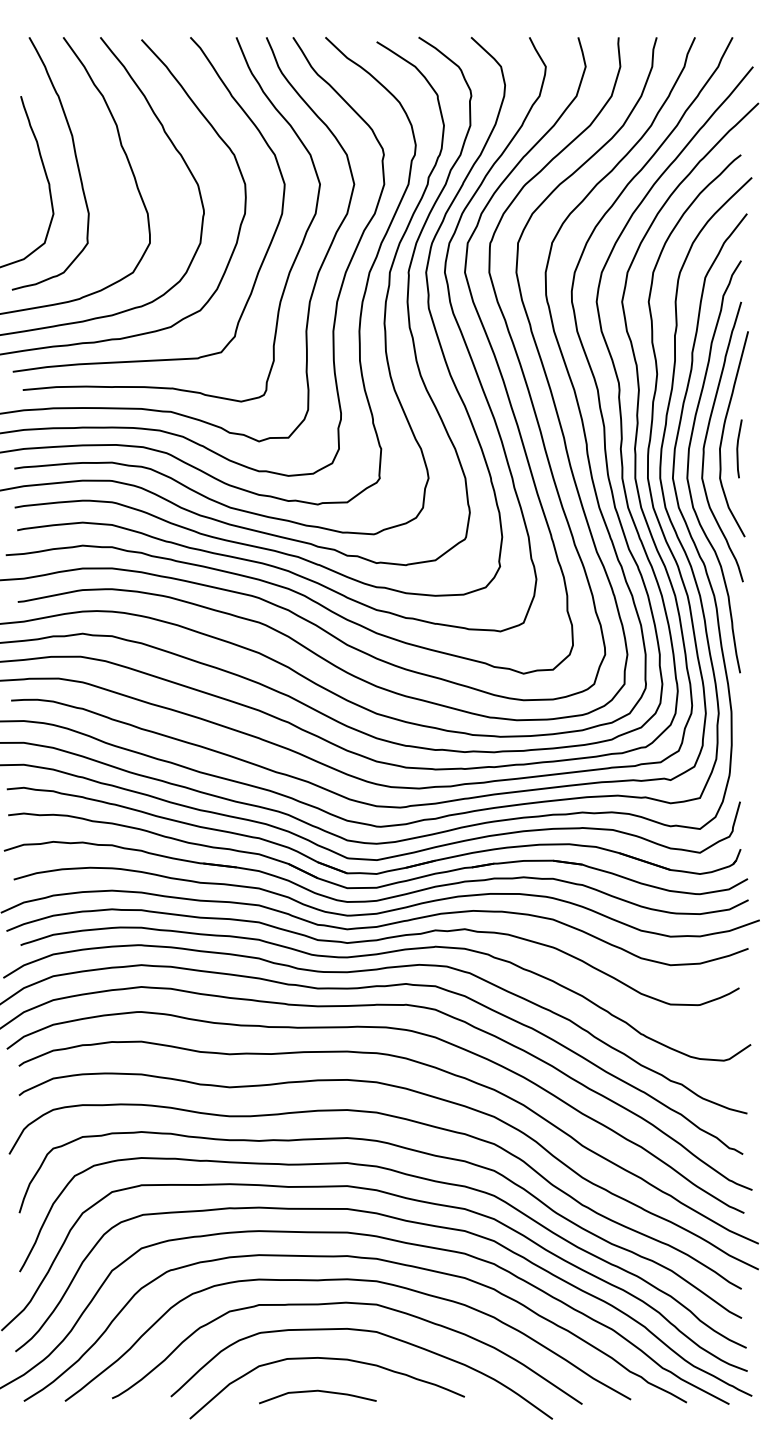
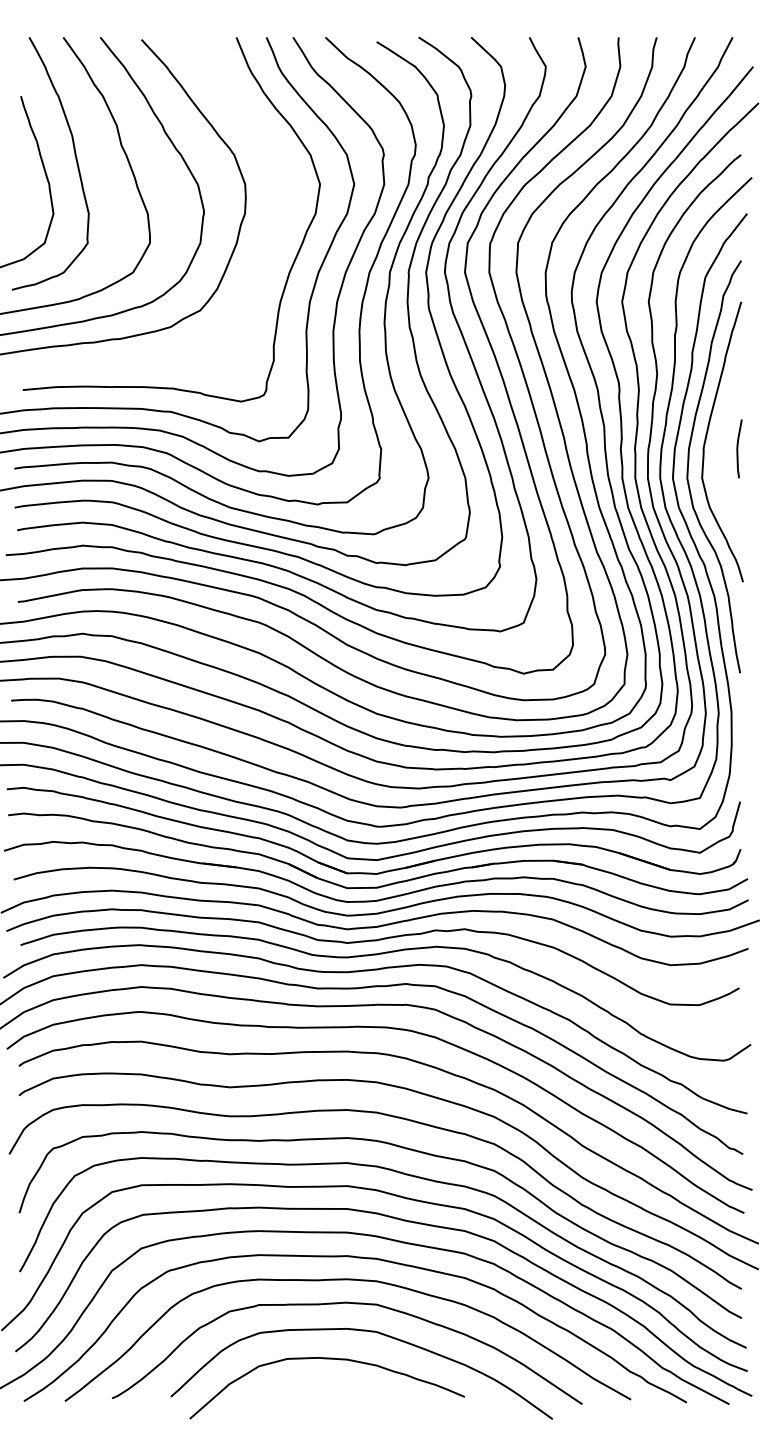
curve: present -> none (265, 252)
curve: present -> none (724, 430)
curve: present -> none (317, 1391)
